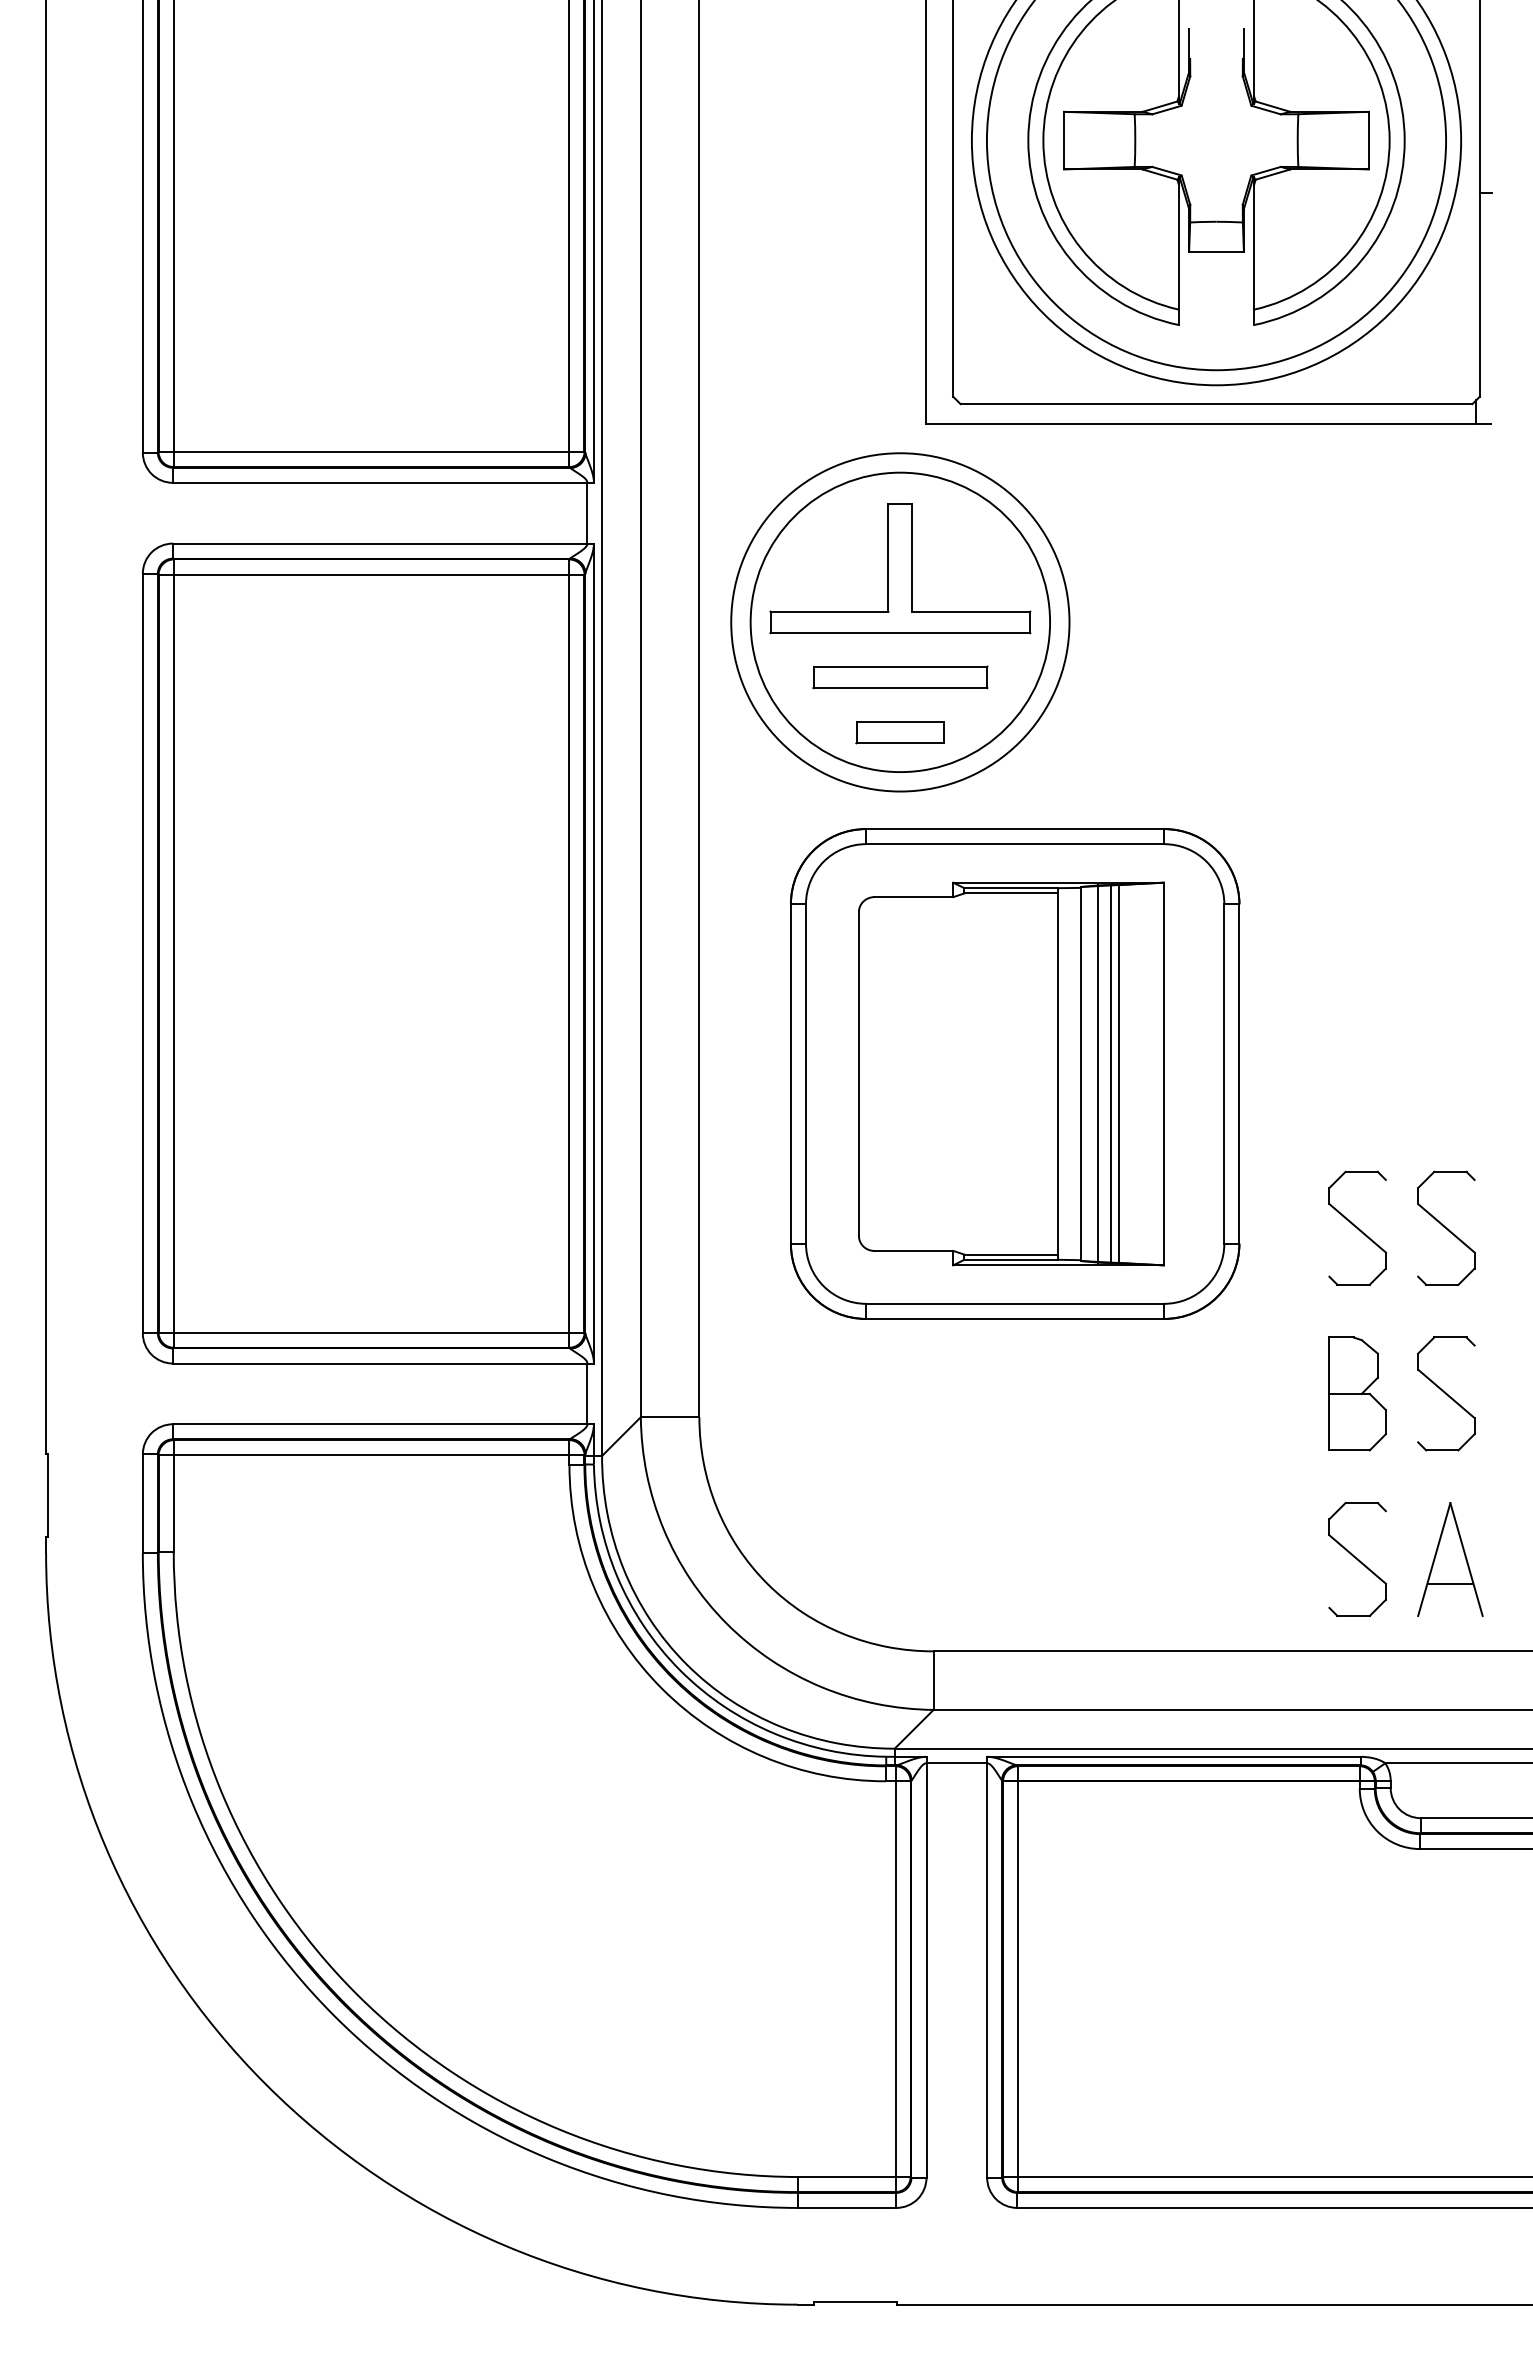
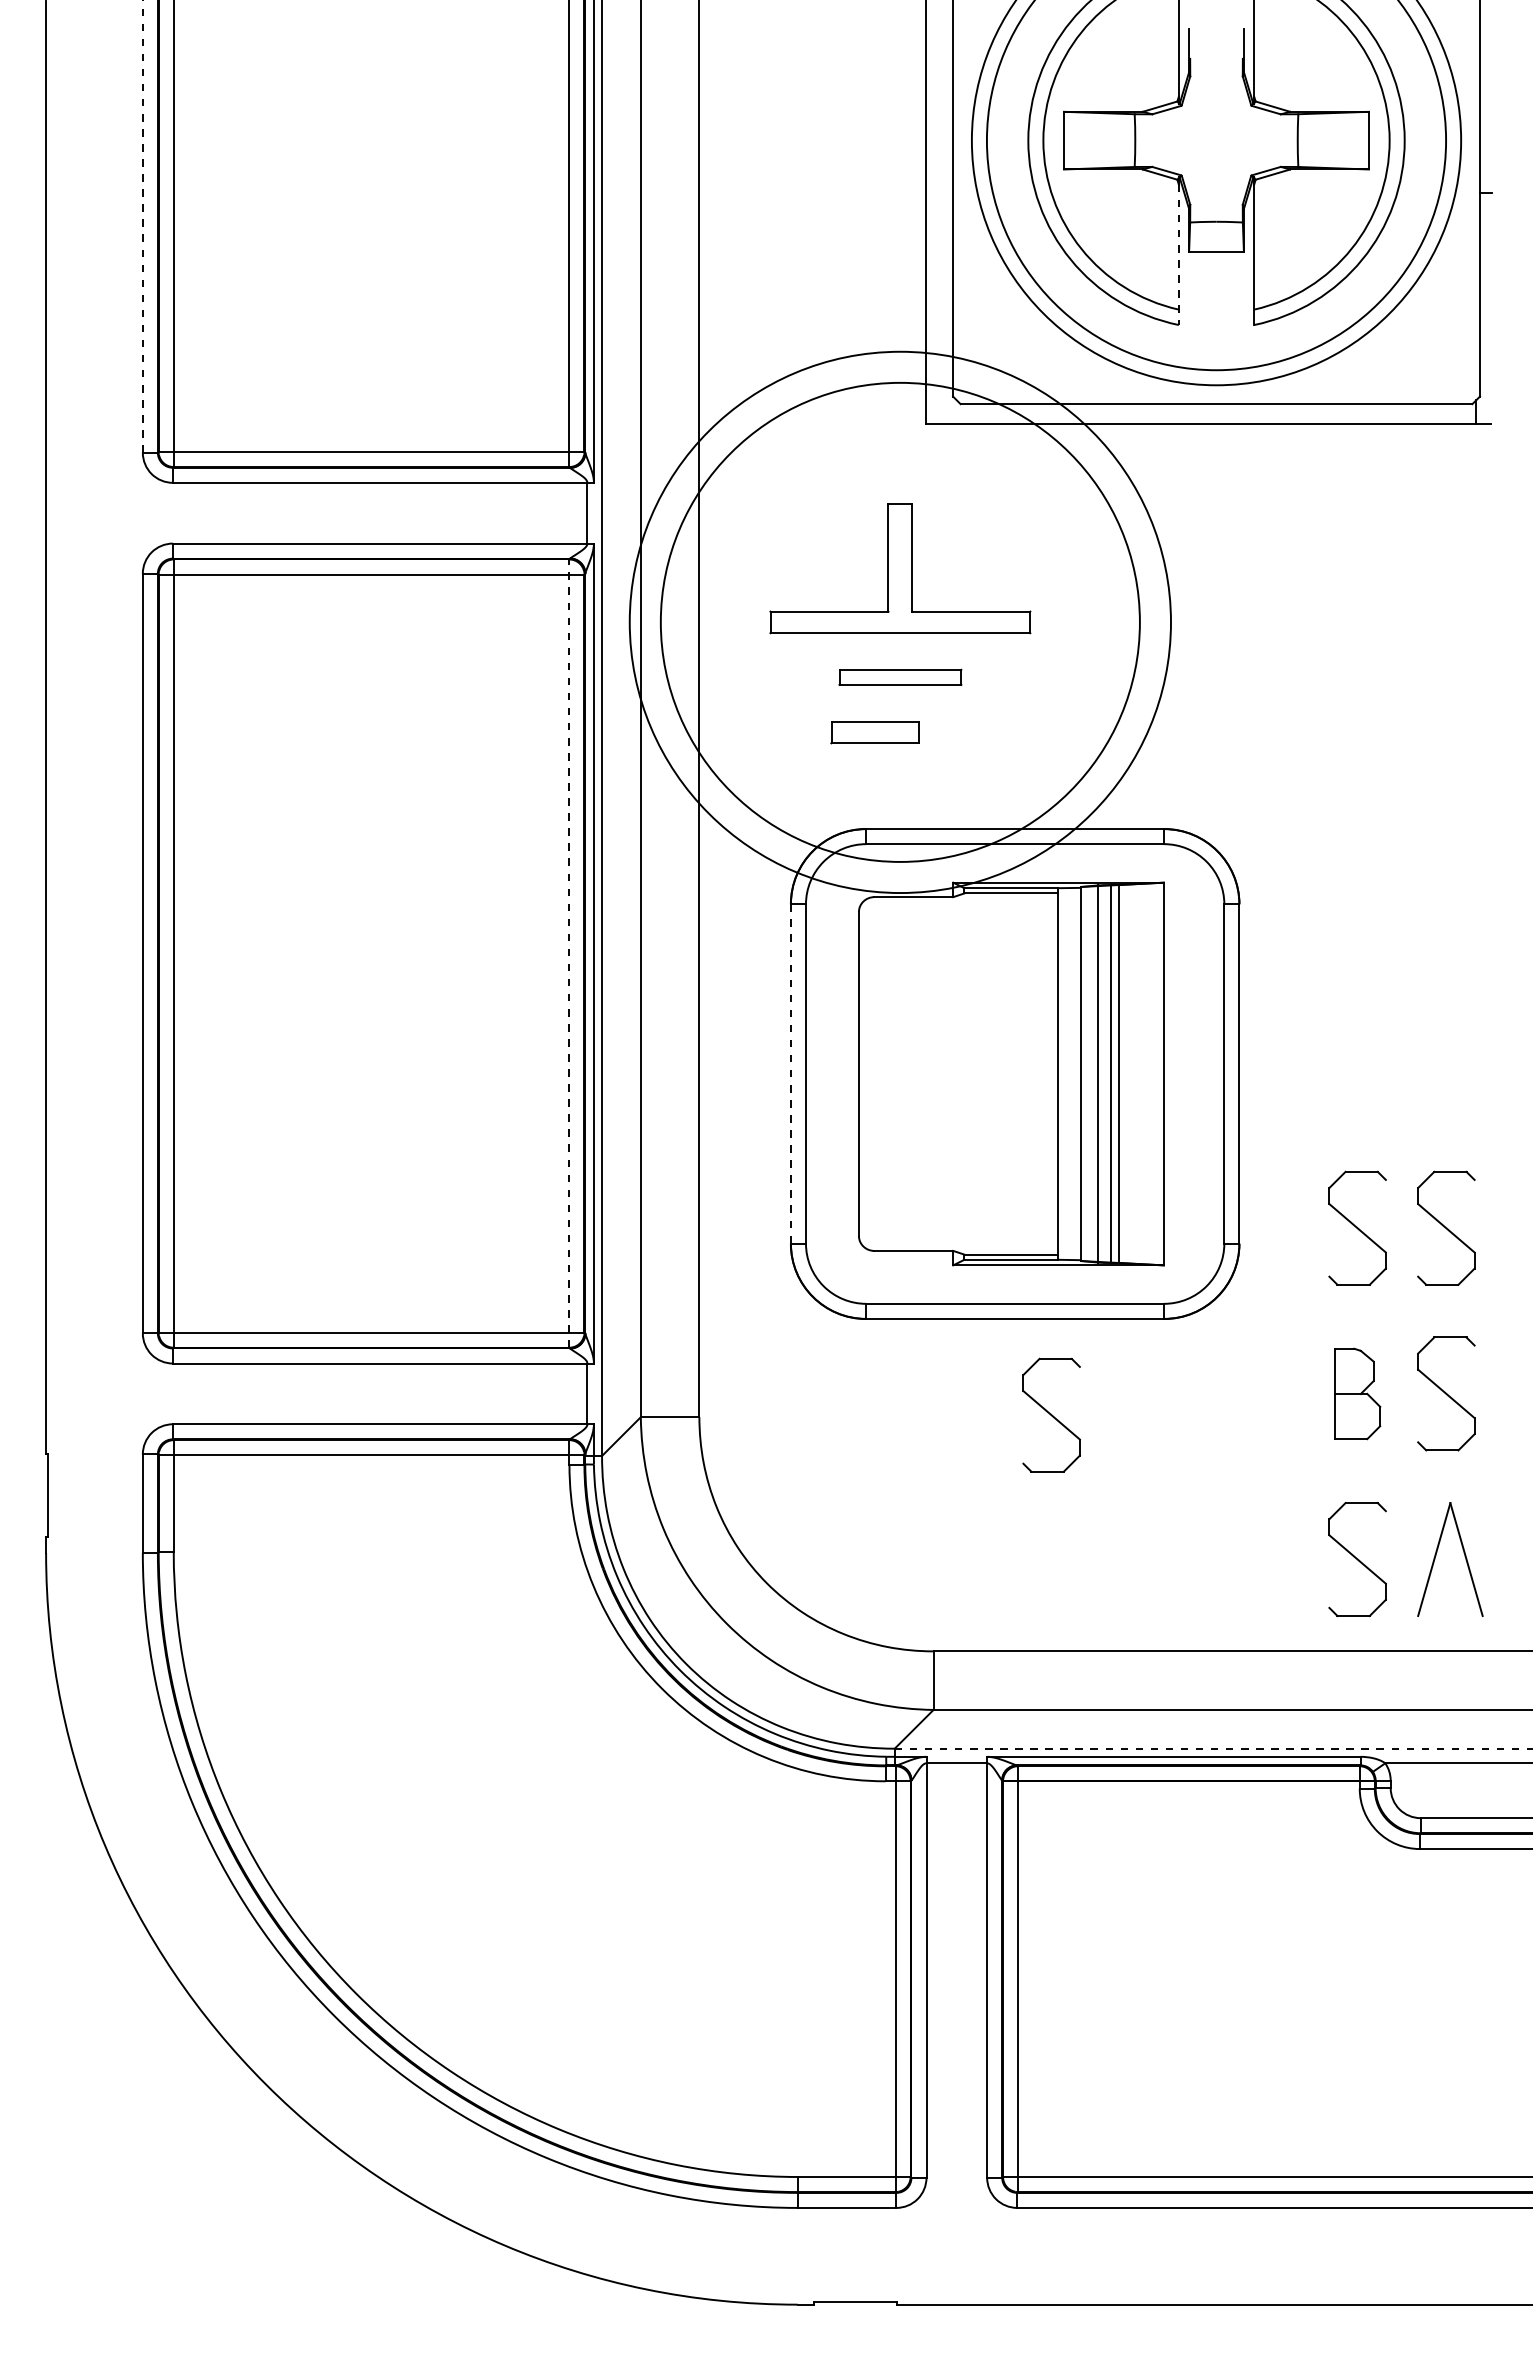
line: solid -> dashed (142, 226)
line: solid -> dashed (1178, 255)
circle diameter: 299 px -> 479 px (899, 621)
circle diameter: 338 px -> 541 px (899, 622)
part size: 177x25 px -> 125x18 px (900, 676)
part position: (899, 732) -> (874, 732) (874, 732)
line: solid -> dashed (569, 953)
line: solid -> dashed (791, 1074)
part size: 59x116 px -> 48x94 px (1357, 1393)
part: none -> present (1051, 1414)
line: present -> none (1449, 1583)
line: solid -> dashed (1213, 1748)
